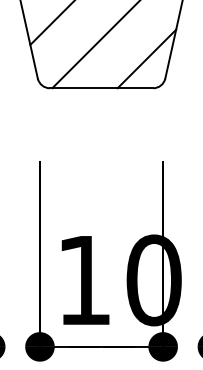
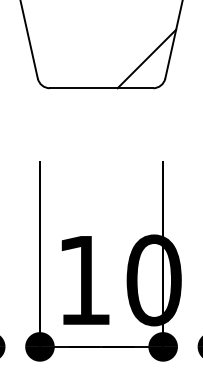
line: present -> none (51, 23)
line: present -> none (95, 45)
